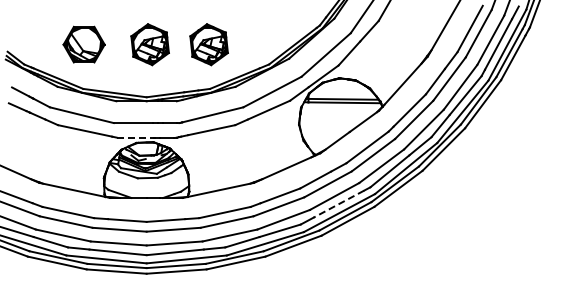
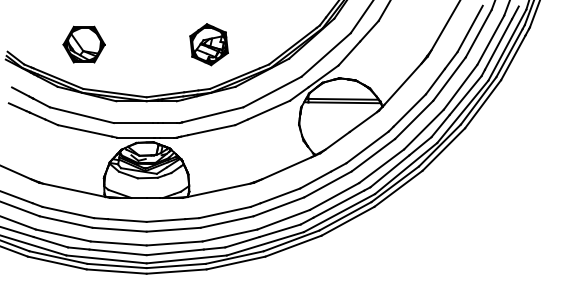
part: present -> none (149, 44)
line: dashed -> solid (135, 137)
line: dashed -> solid (338, 204)
